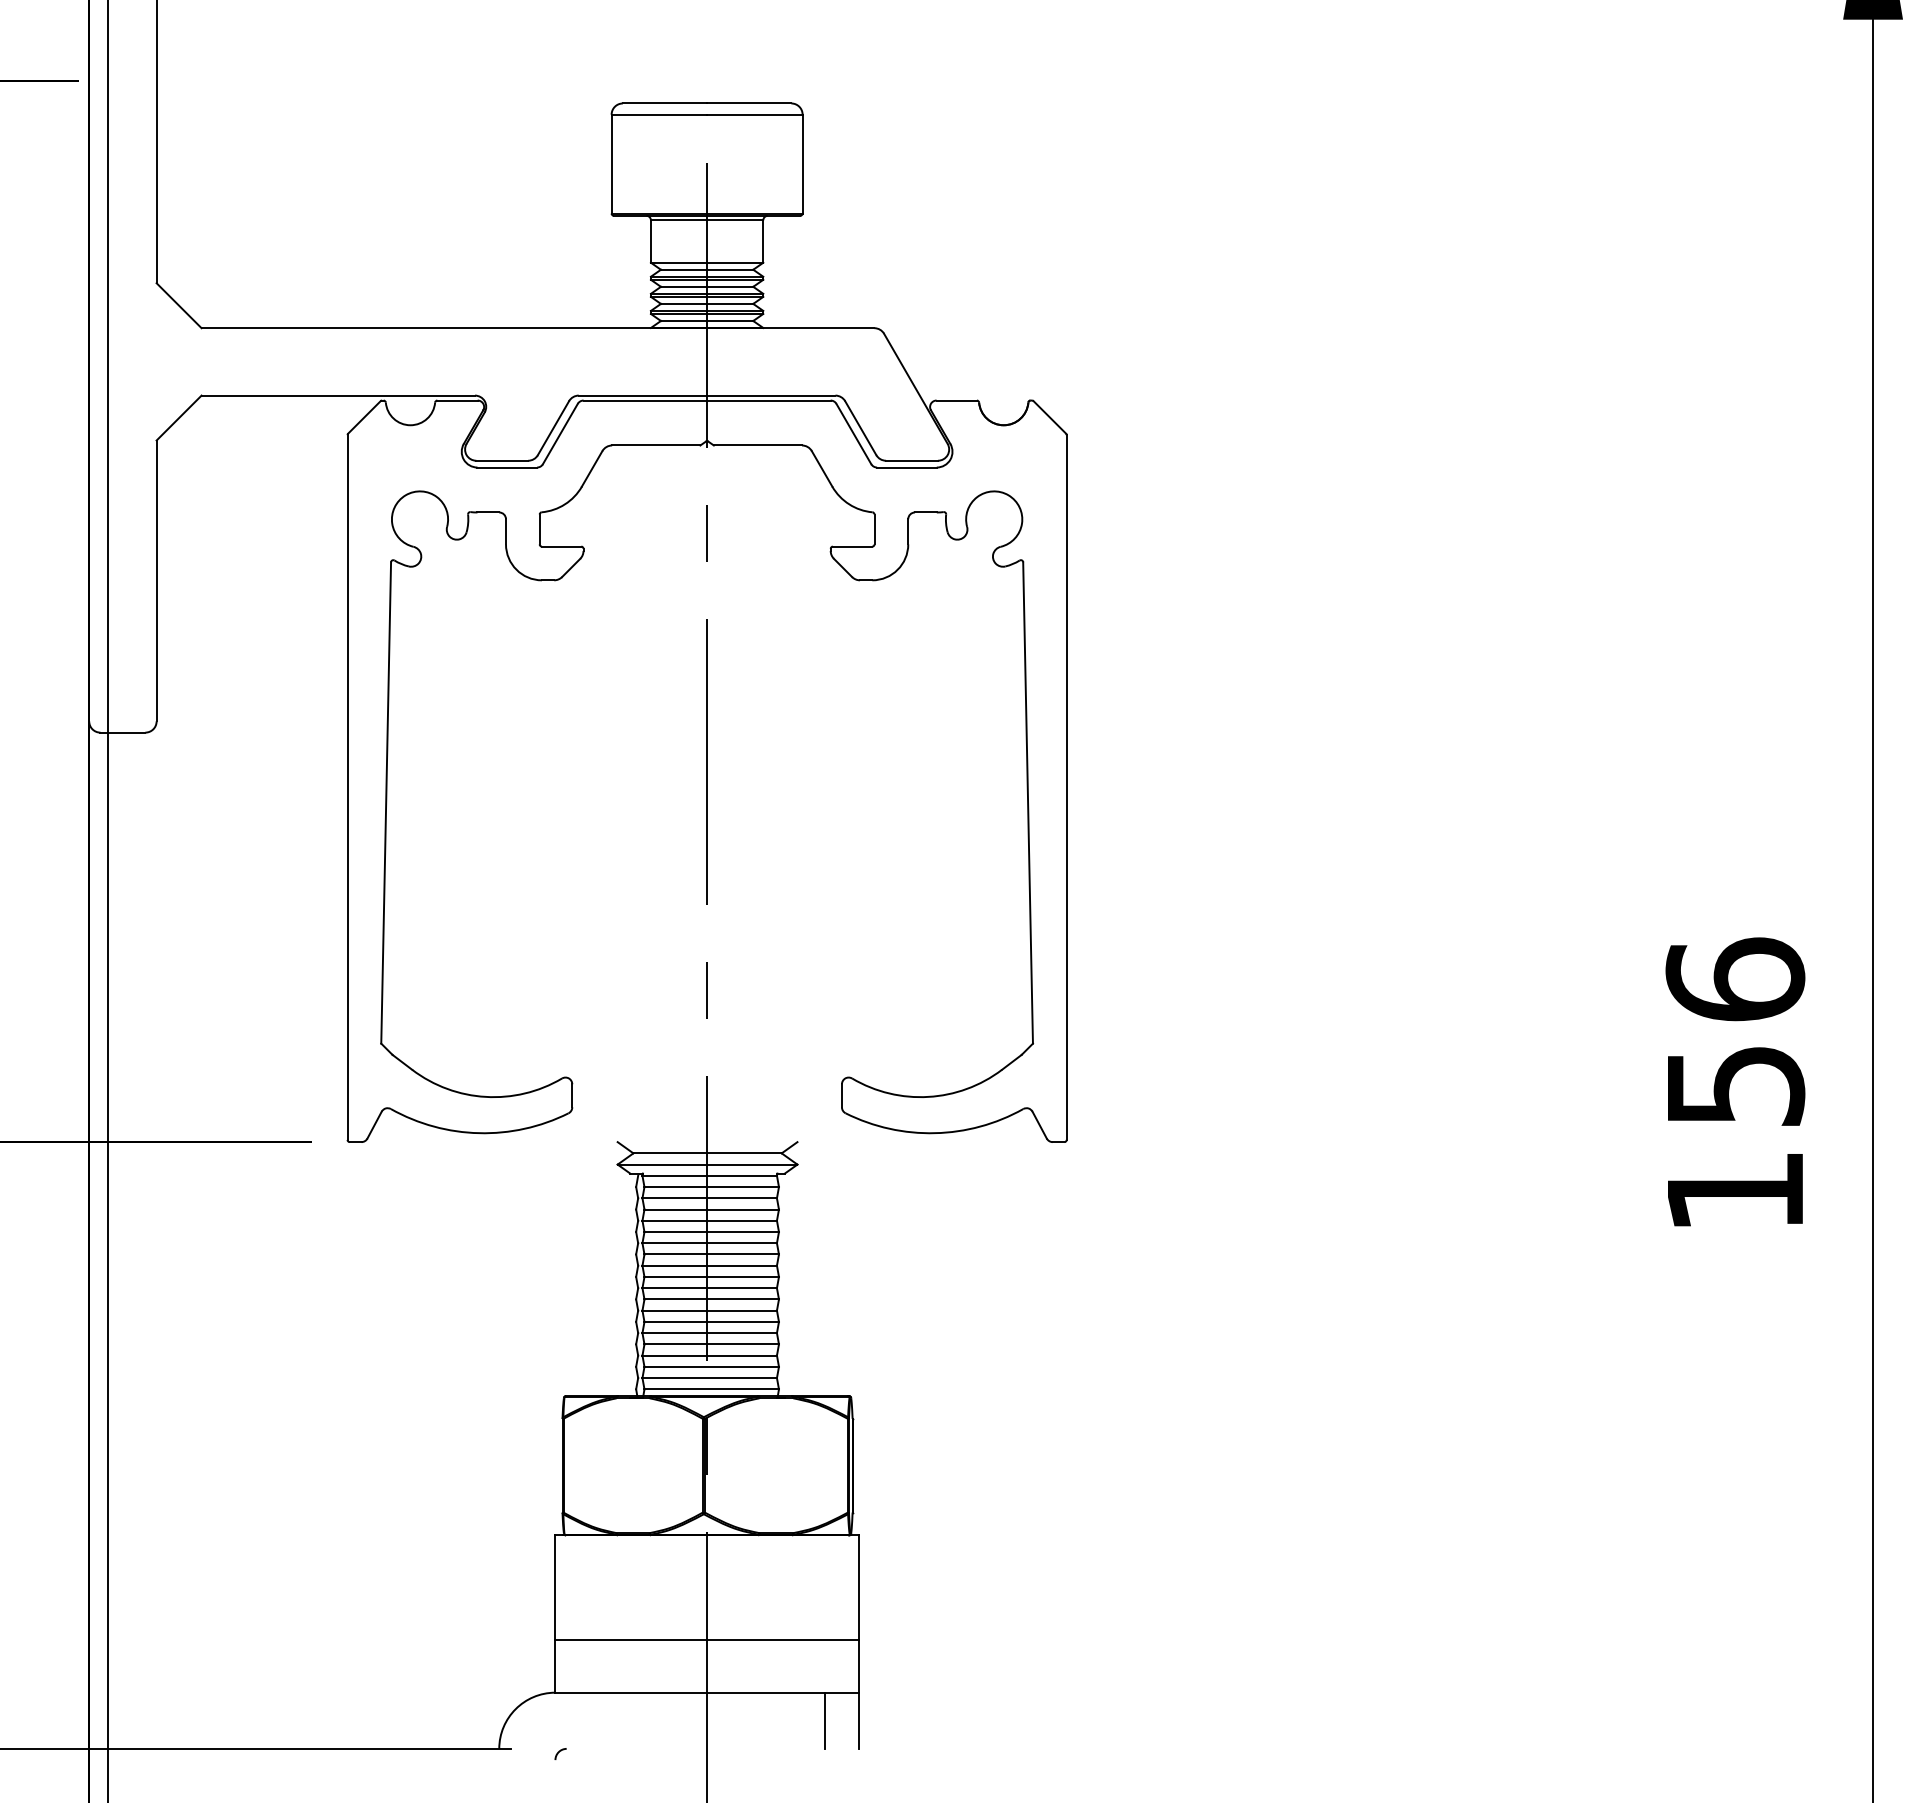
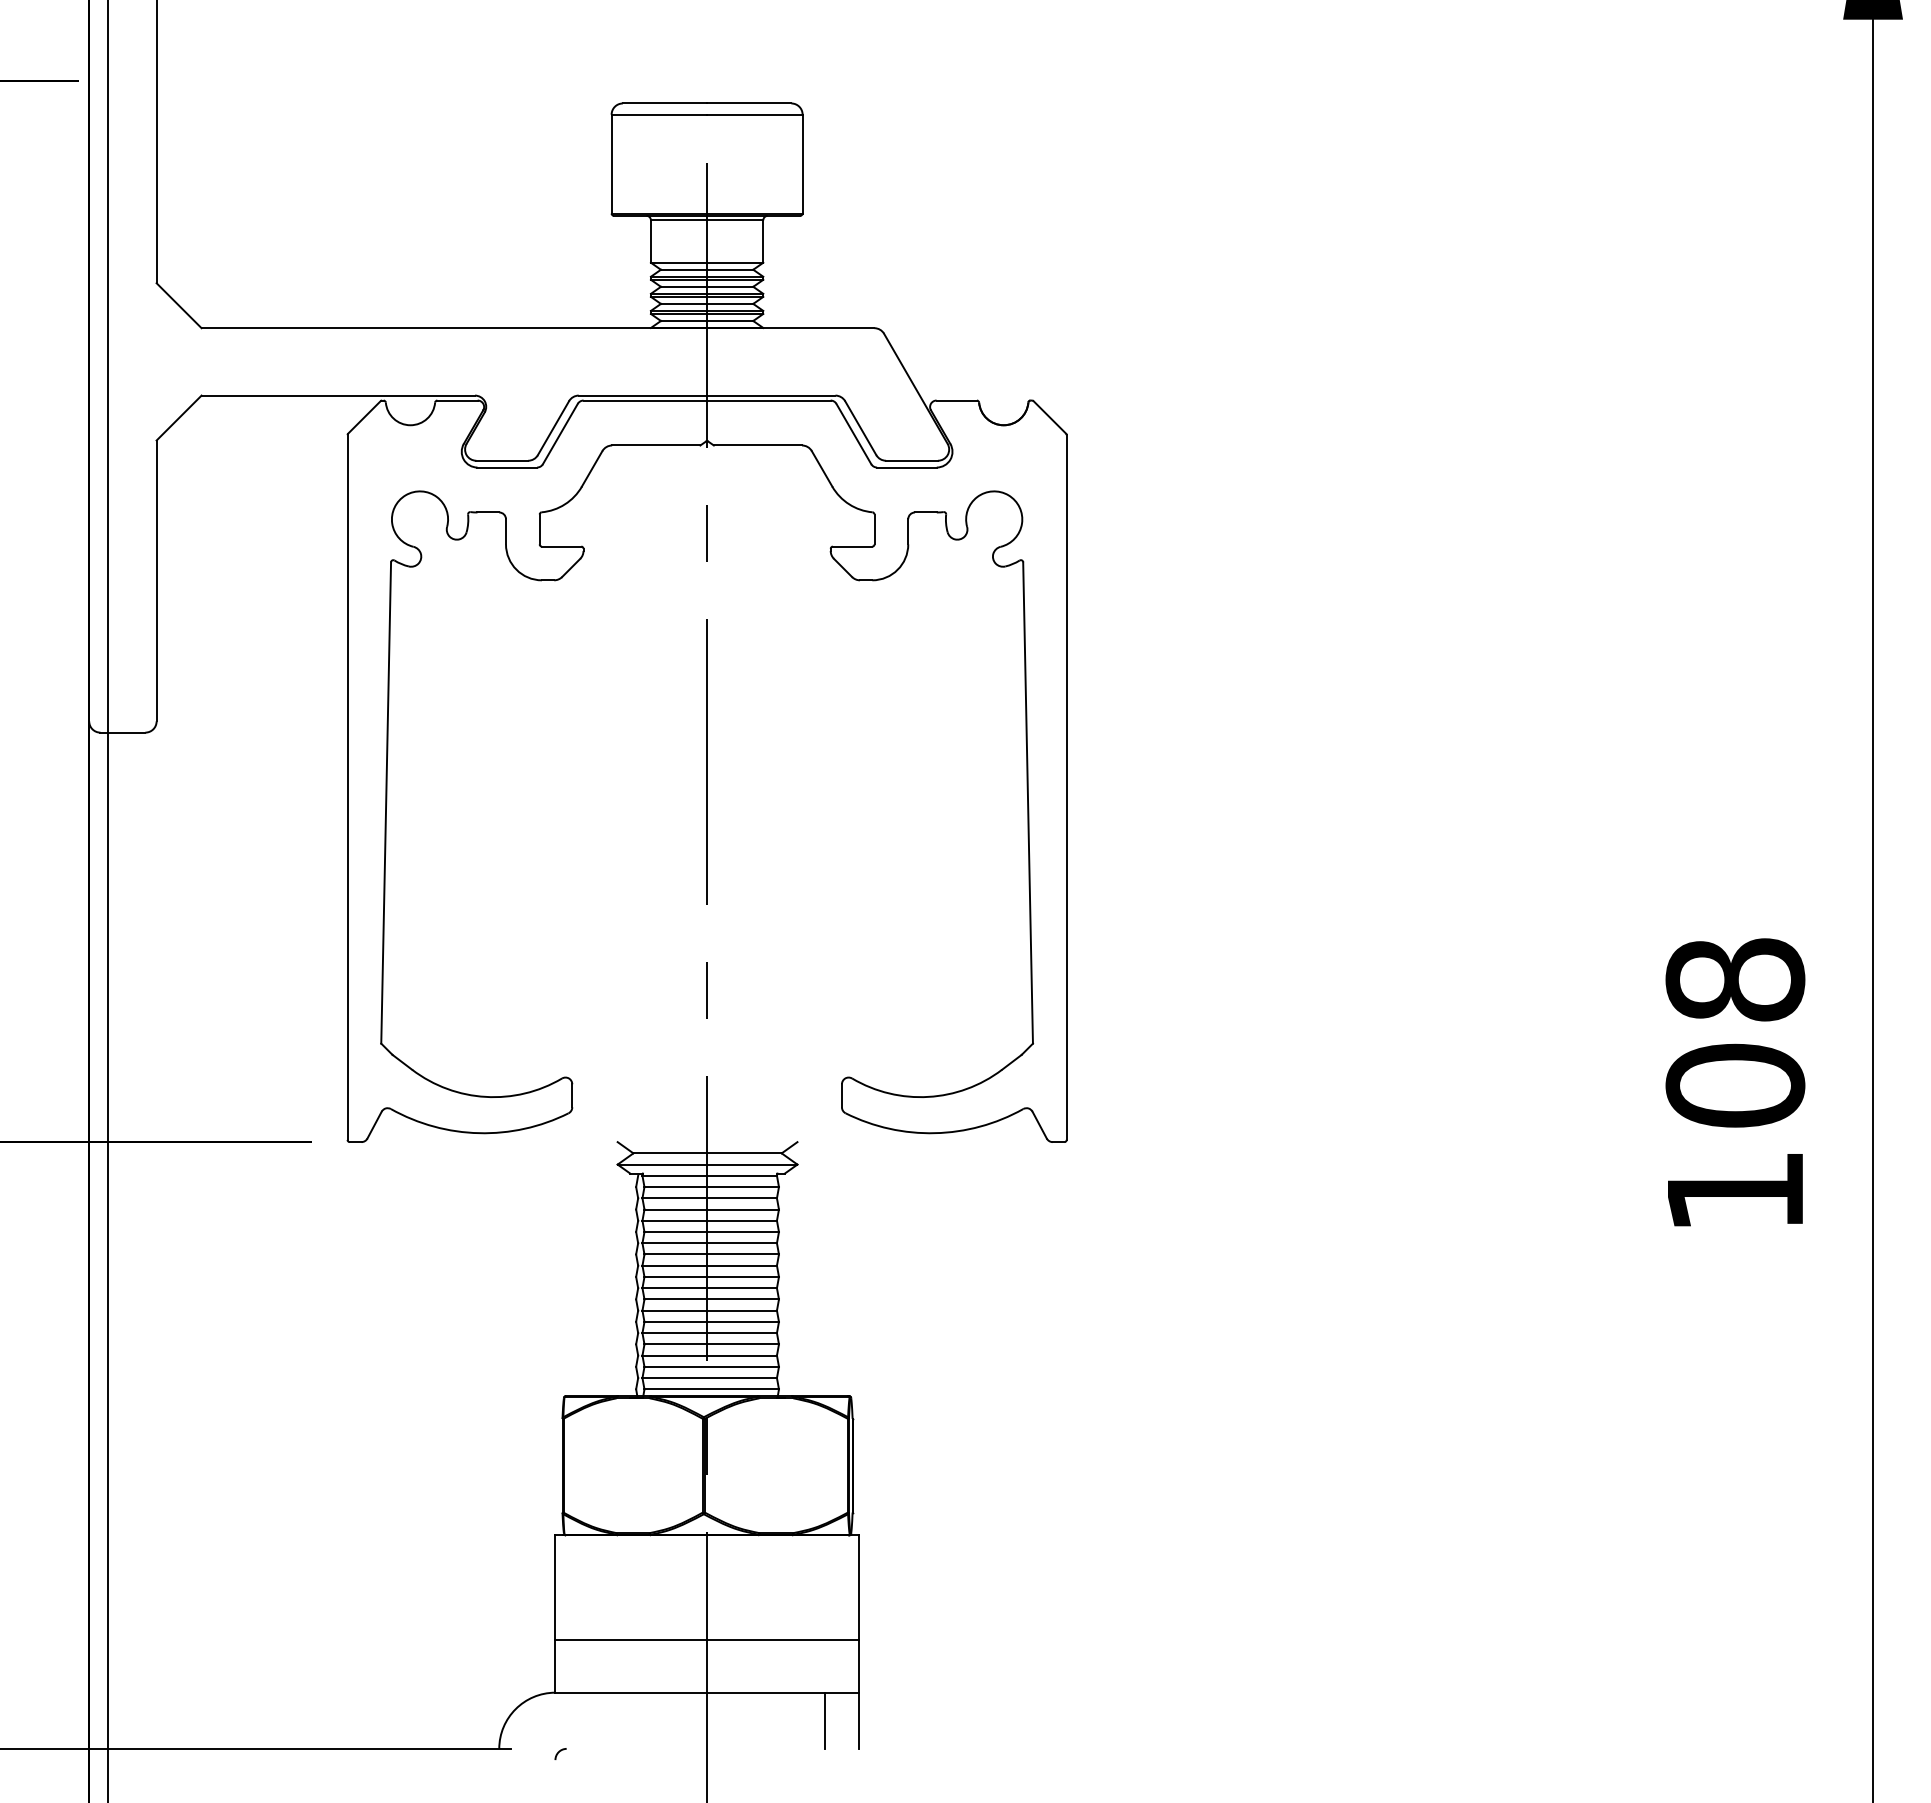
text: 156 -> 108 (1735, 1032)
